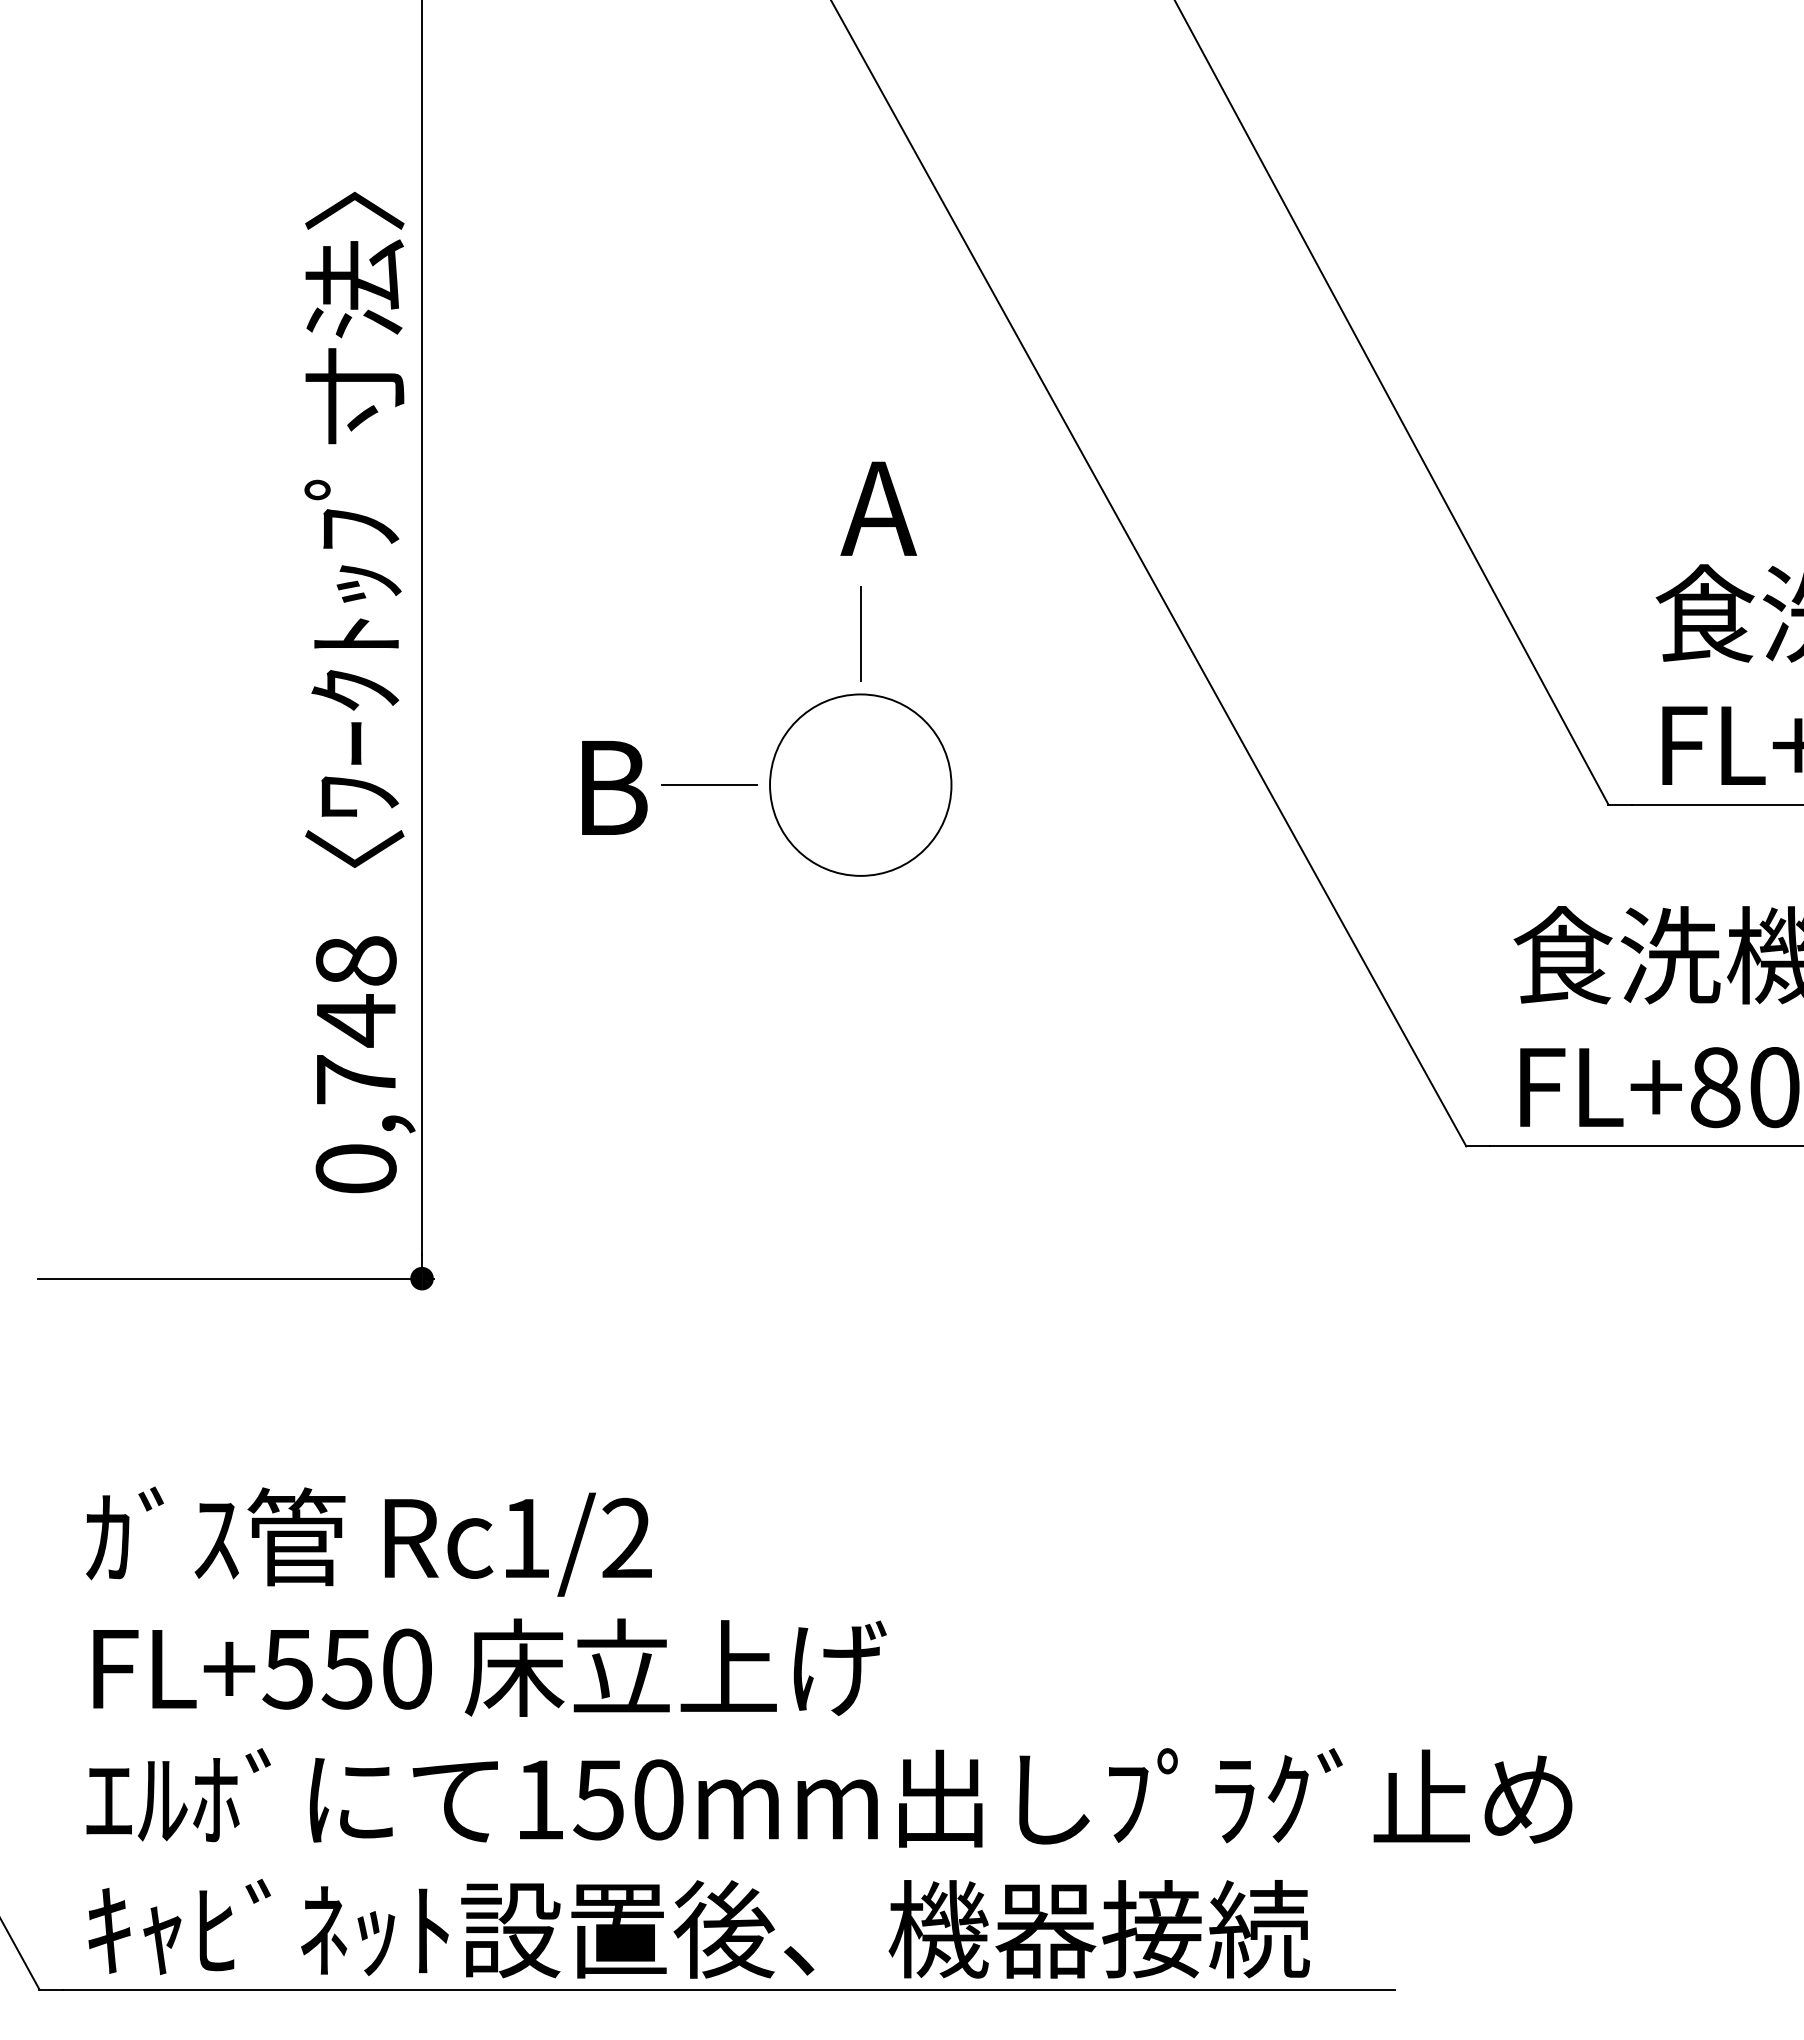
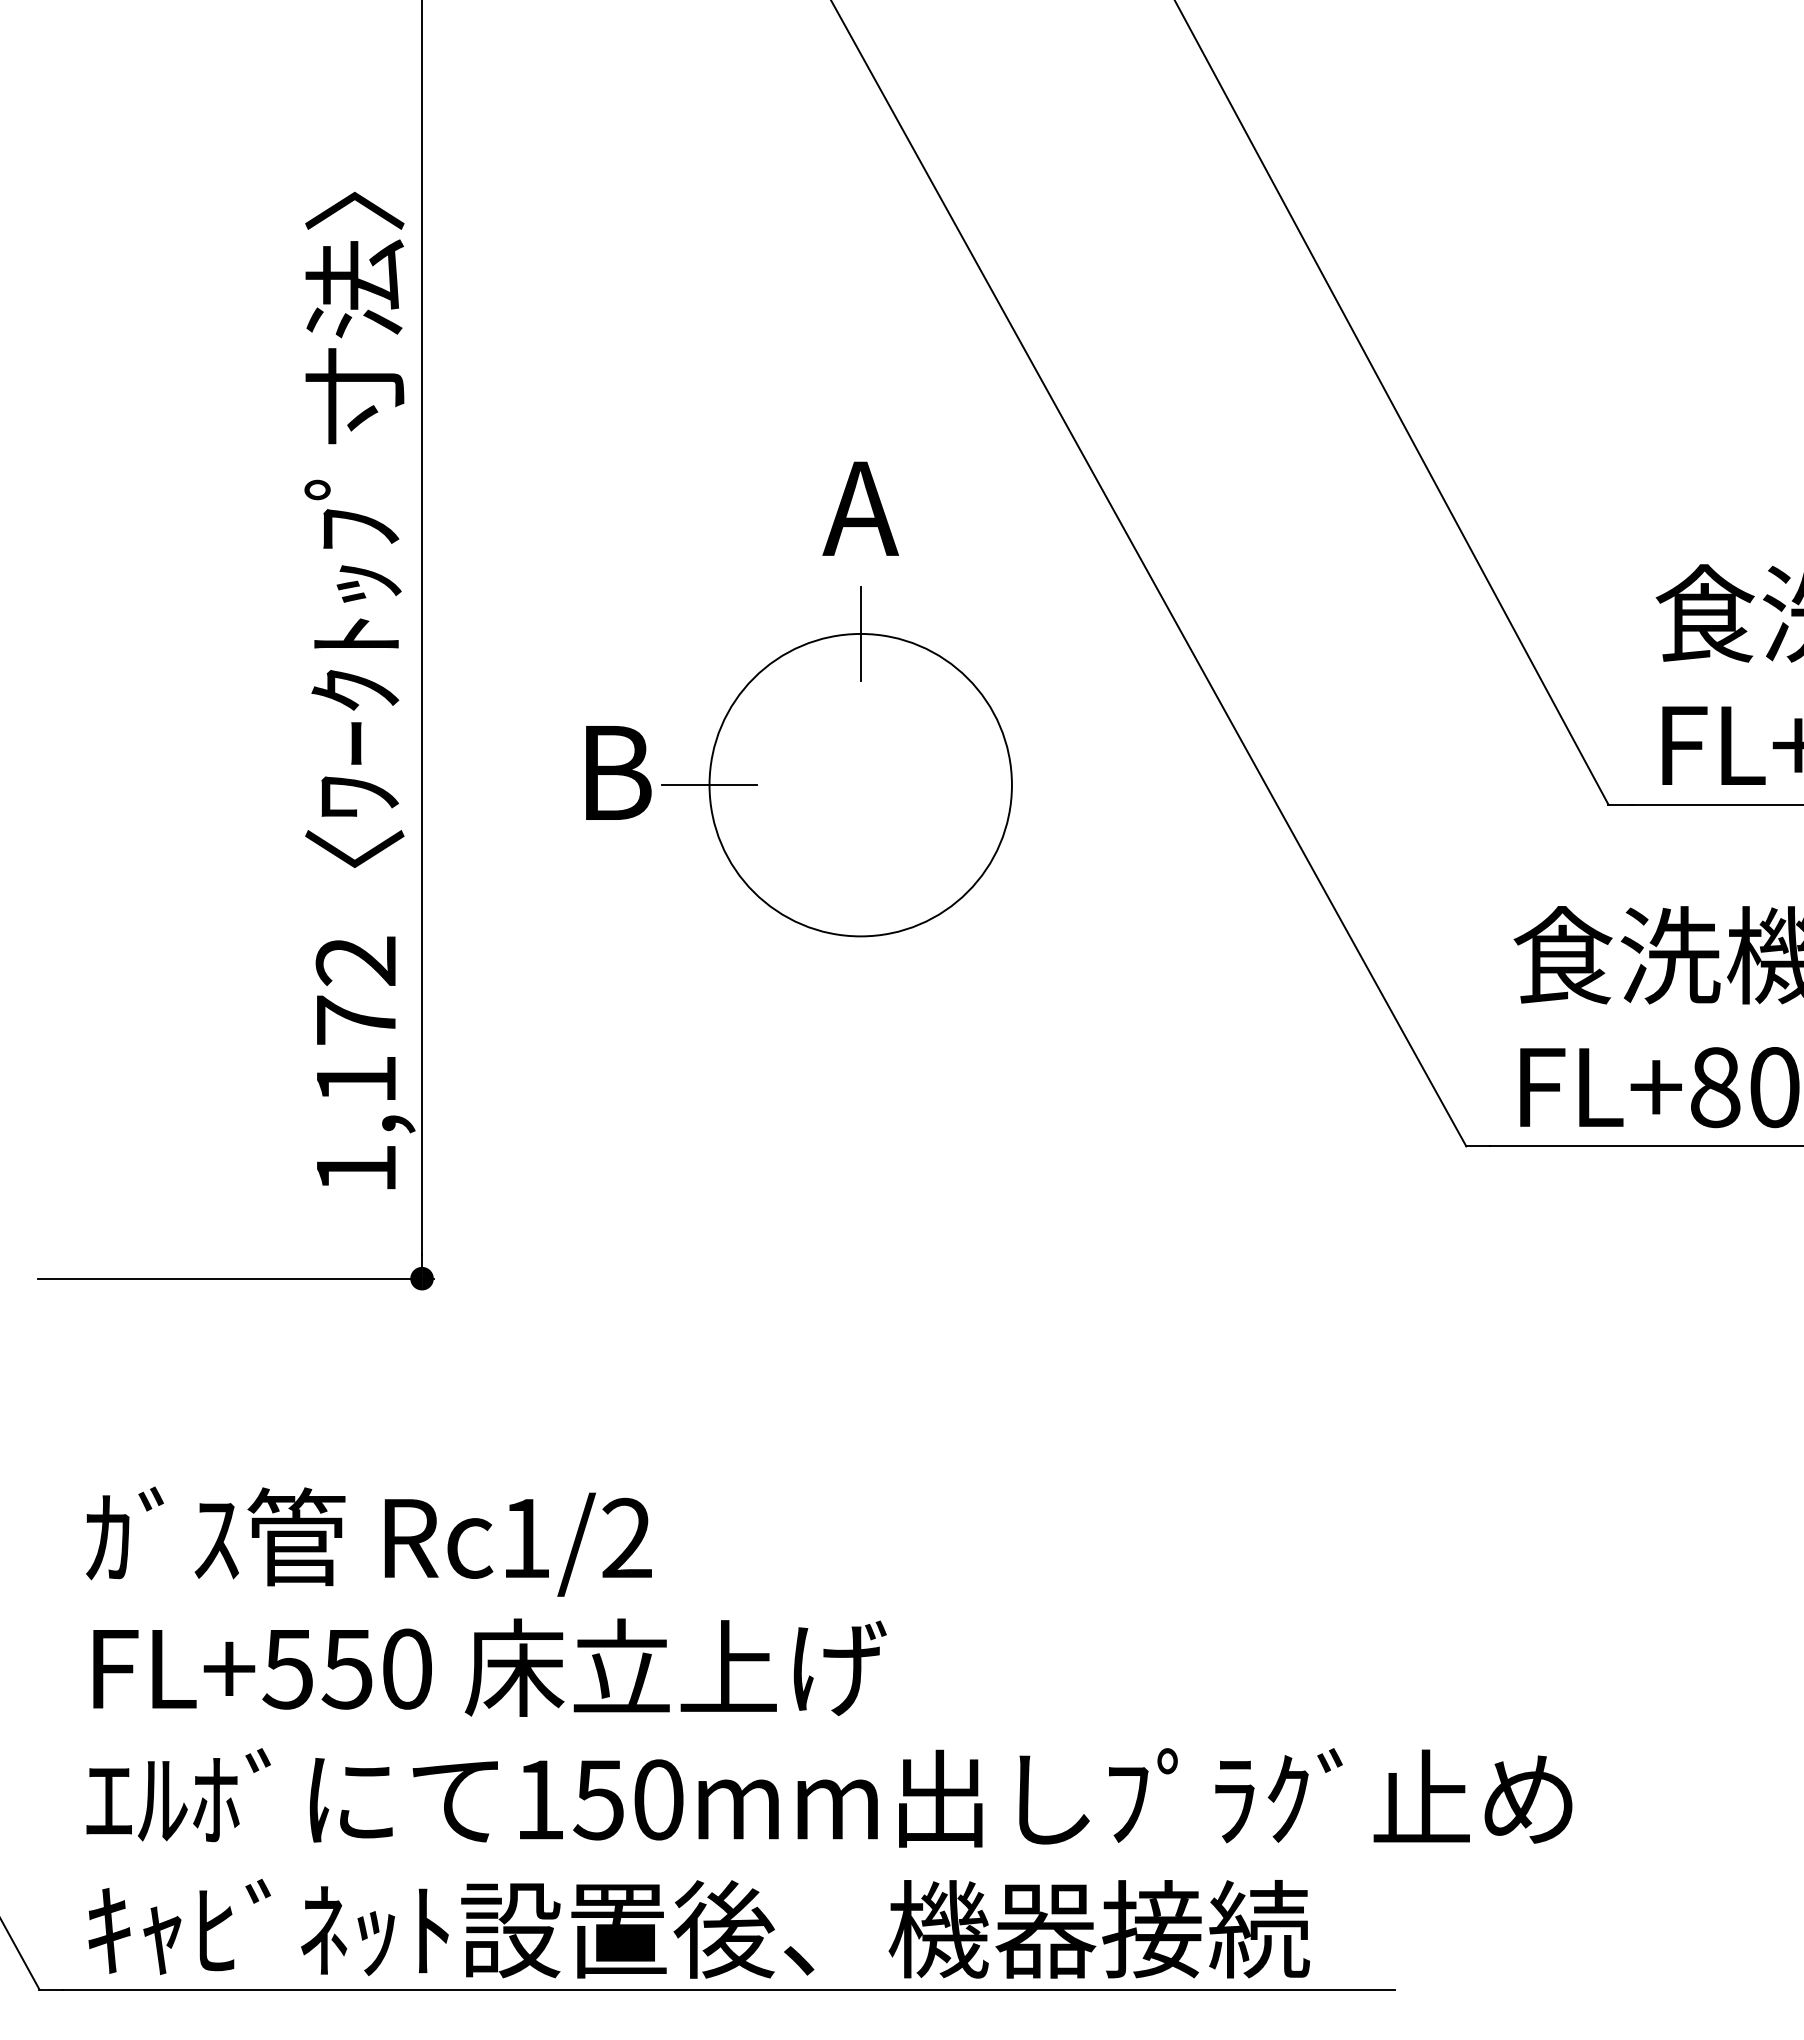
text position: (878, 508) -> (860, 508) (860, 508)
circle diameter: 181 px -> 302 px (860, 784)
text position: (614, 787) -> (618, 772) (618, 772)
text: 0,748 -> 1,172 (355, 1064)
